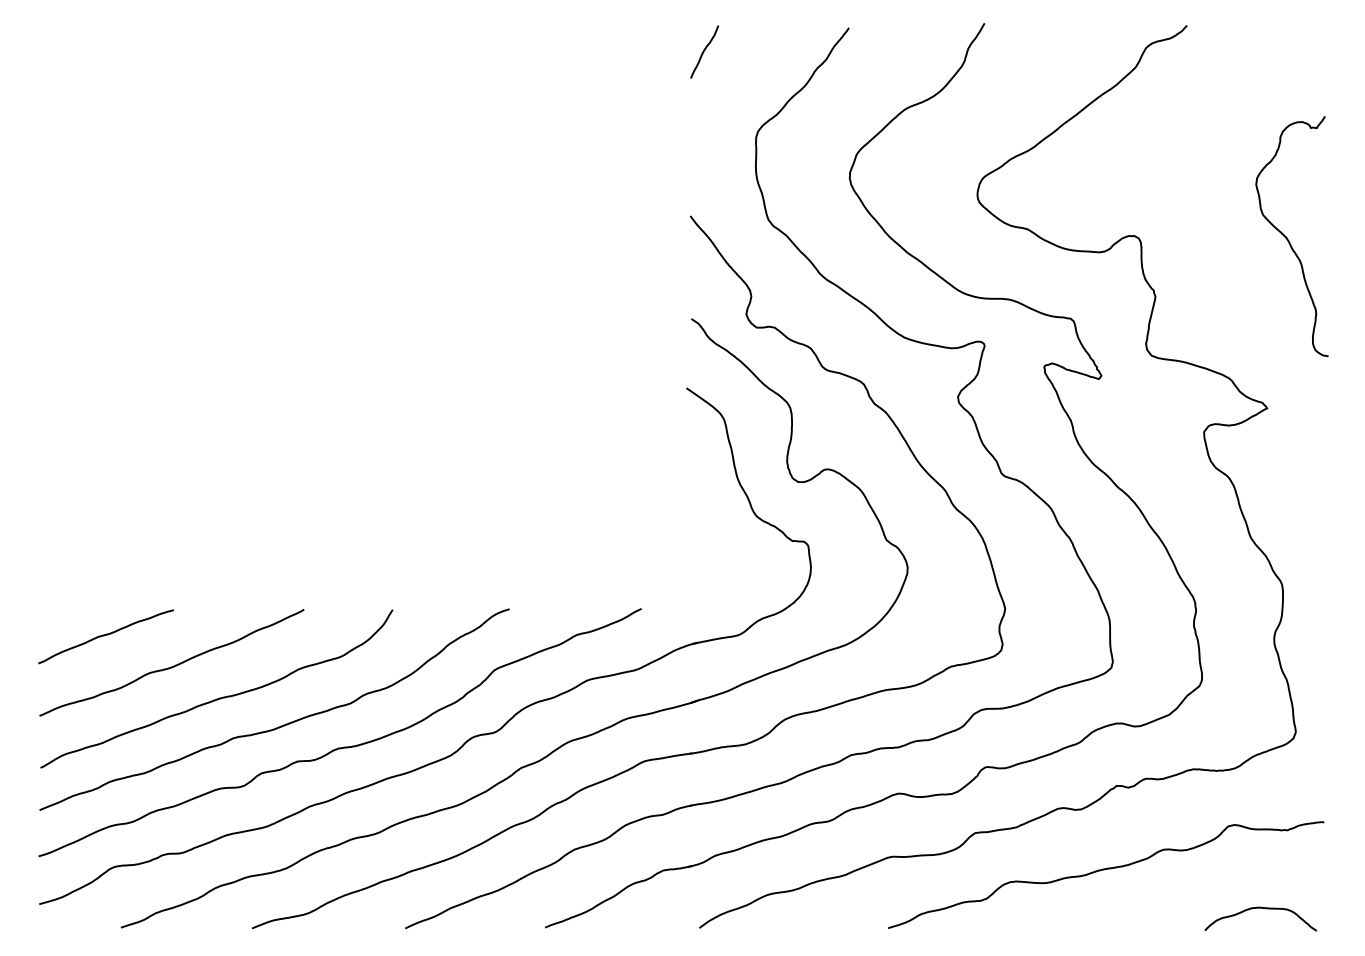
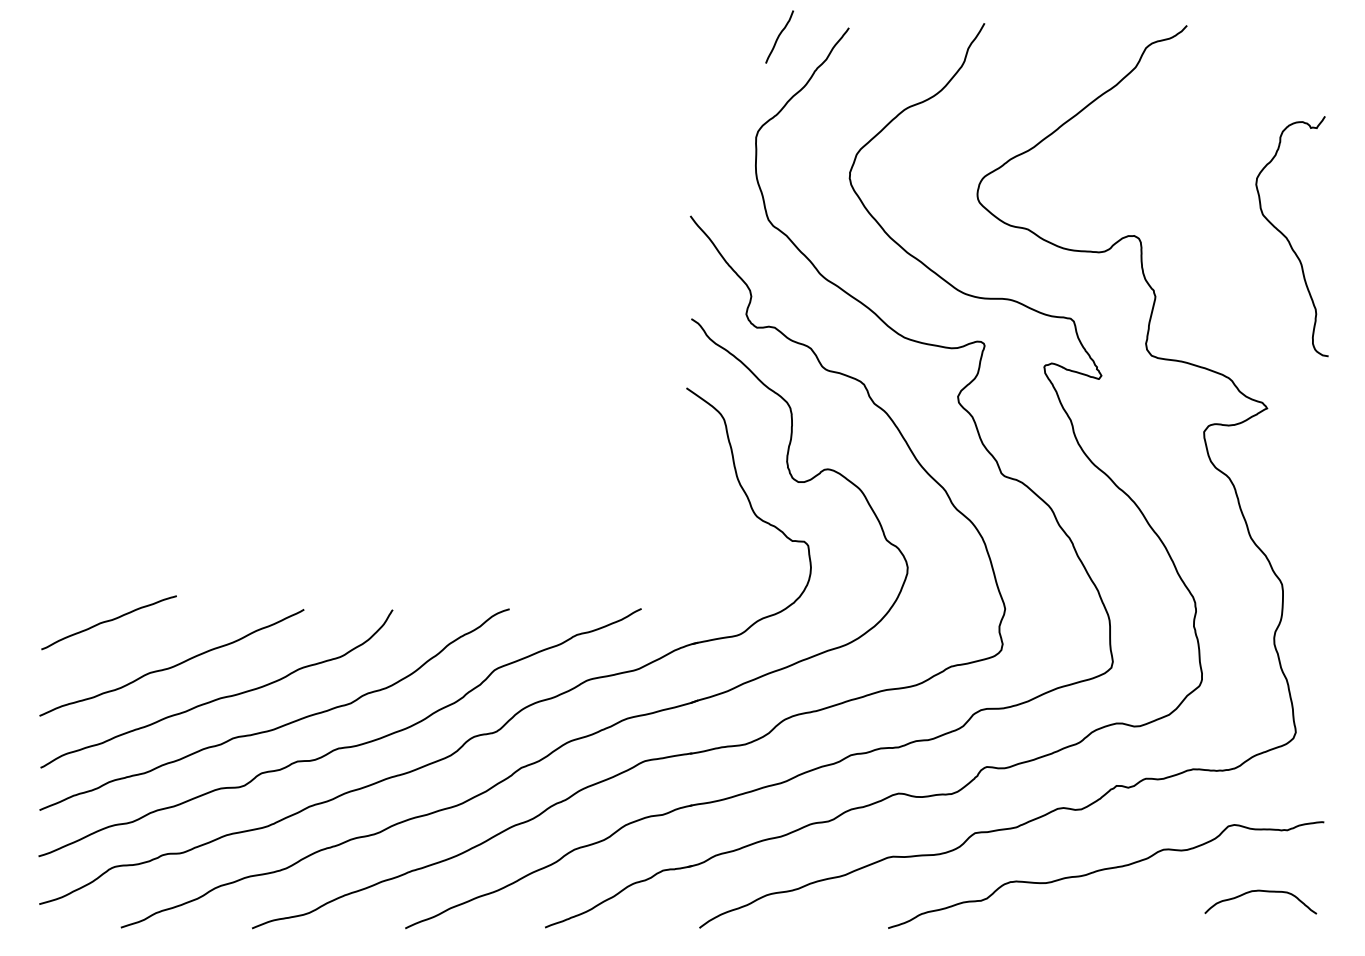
curve position: (704, 51) -> (779, 36) (779, 36)
curve position: (105, 635) -> (108, 621) (108, 621)
curve position: (1260, 908) -> (1260, 891) (1260, 891)
